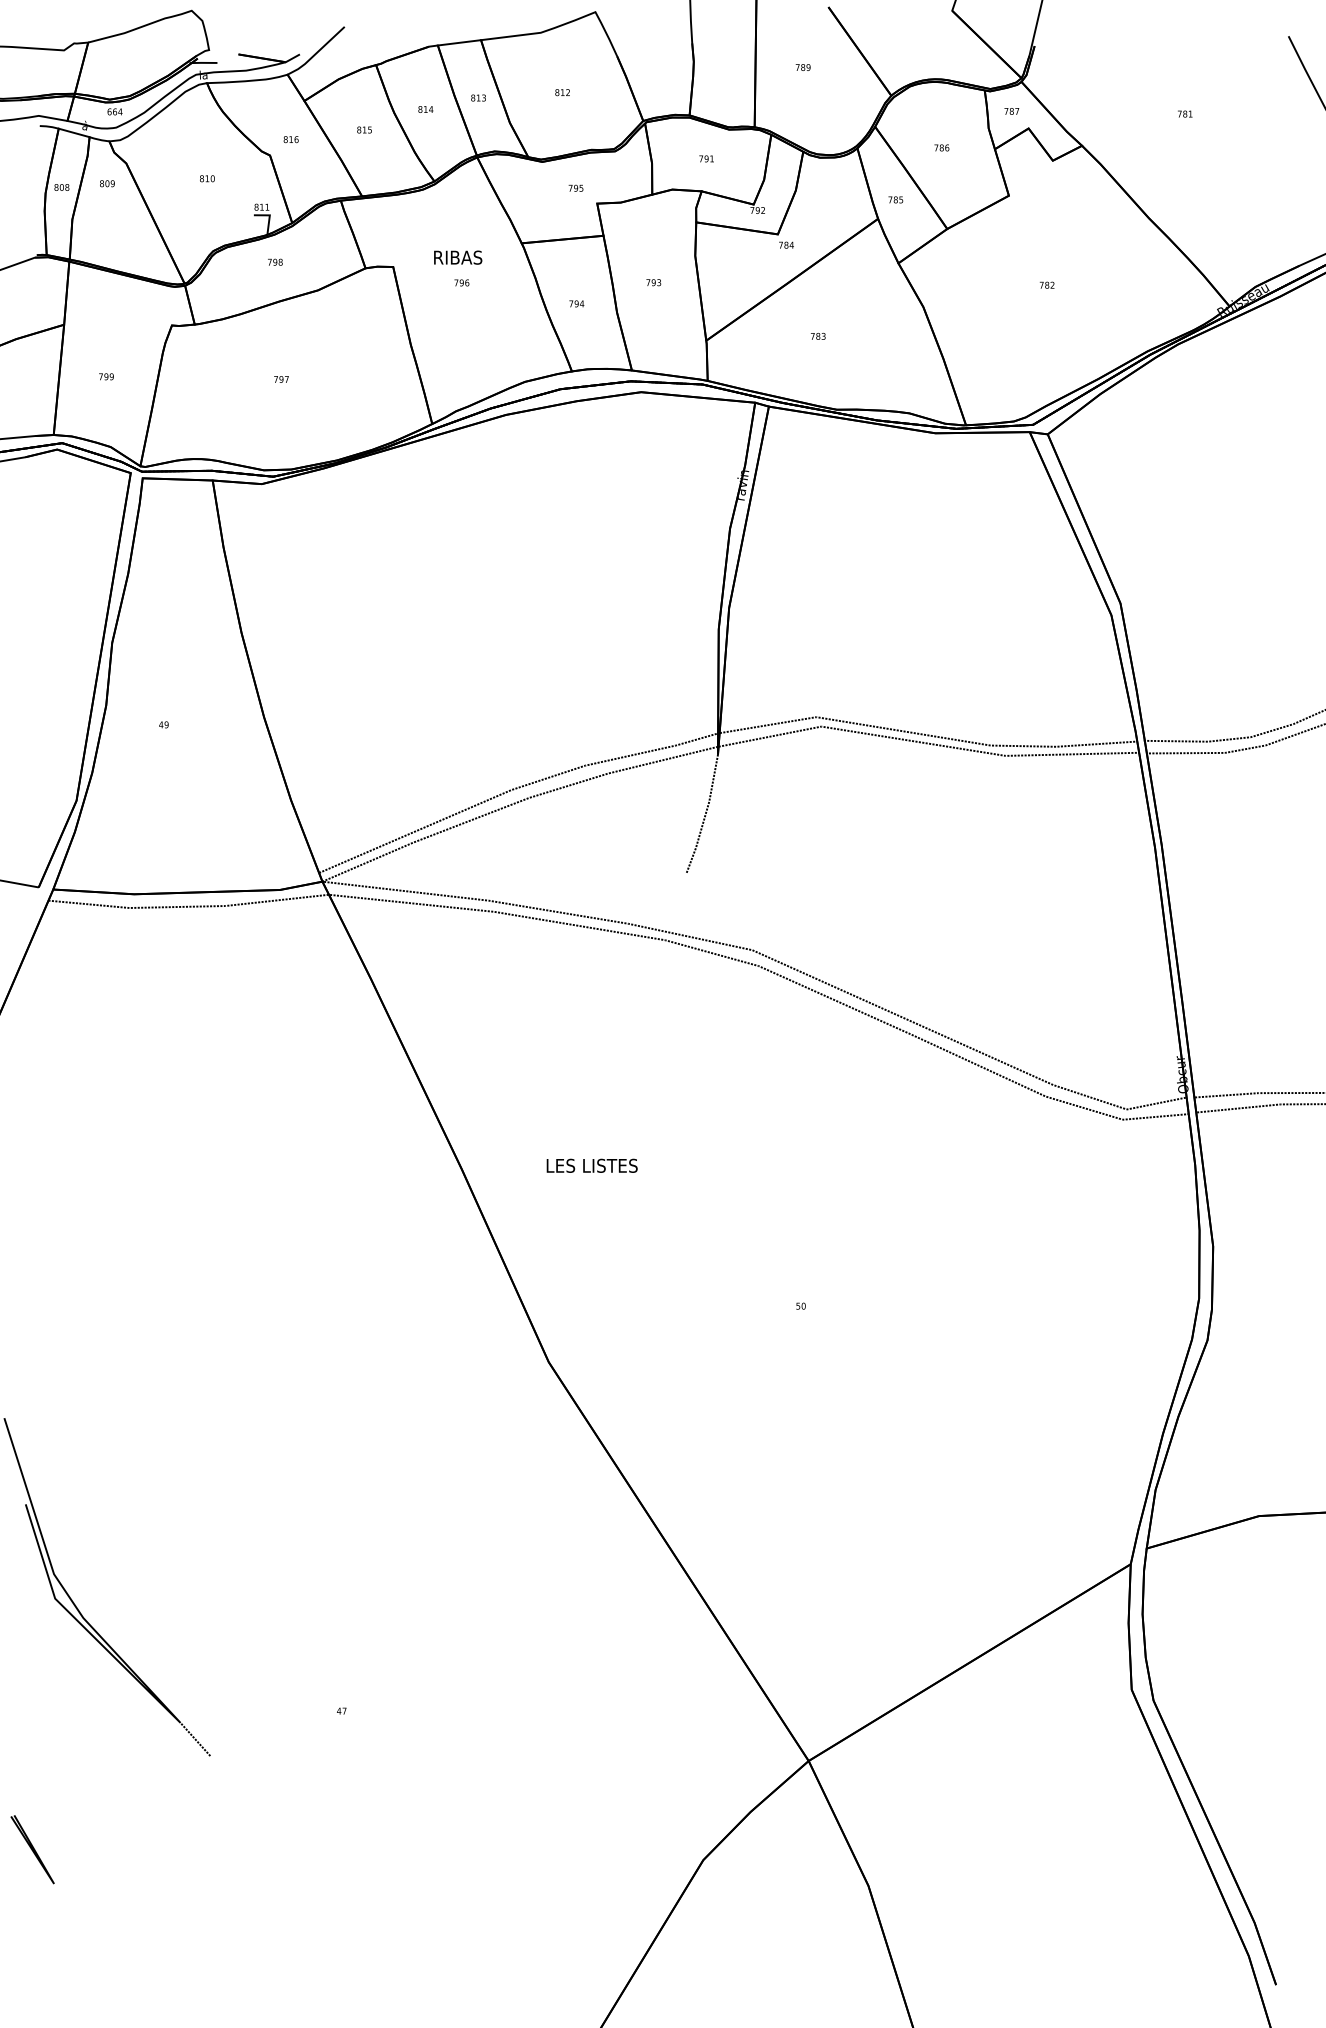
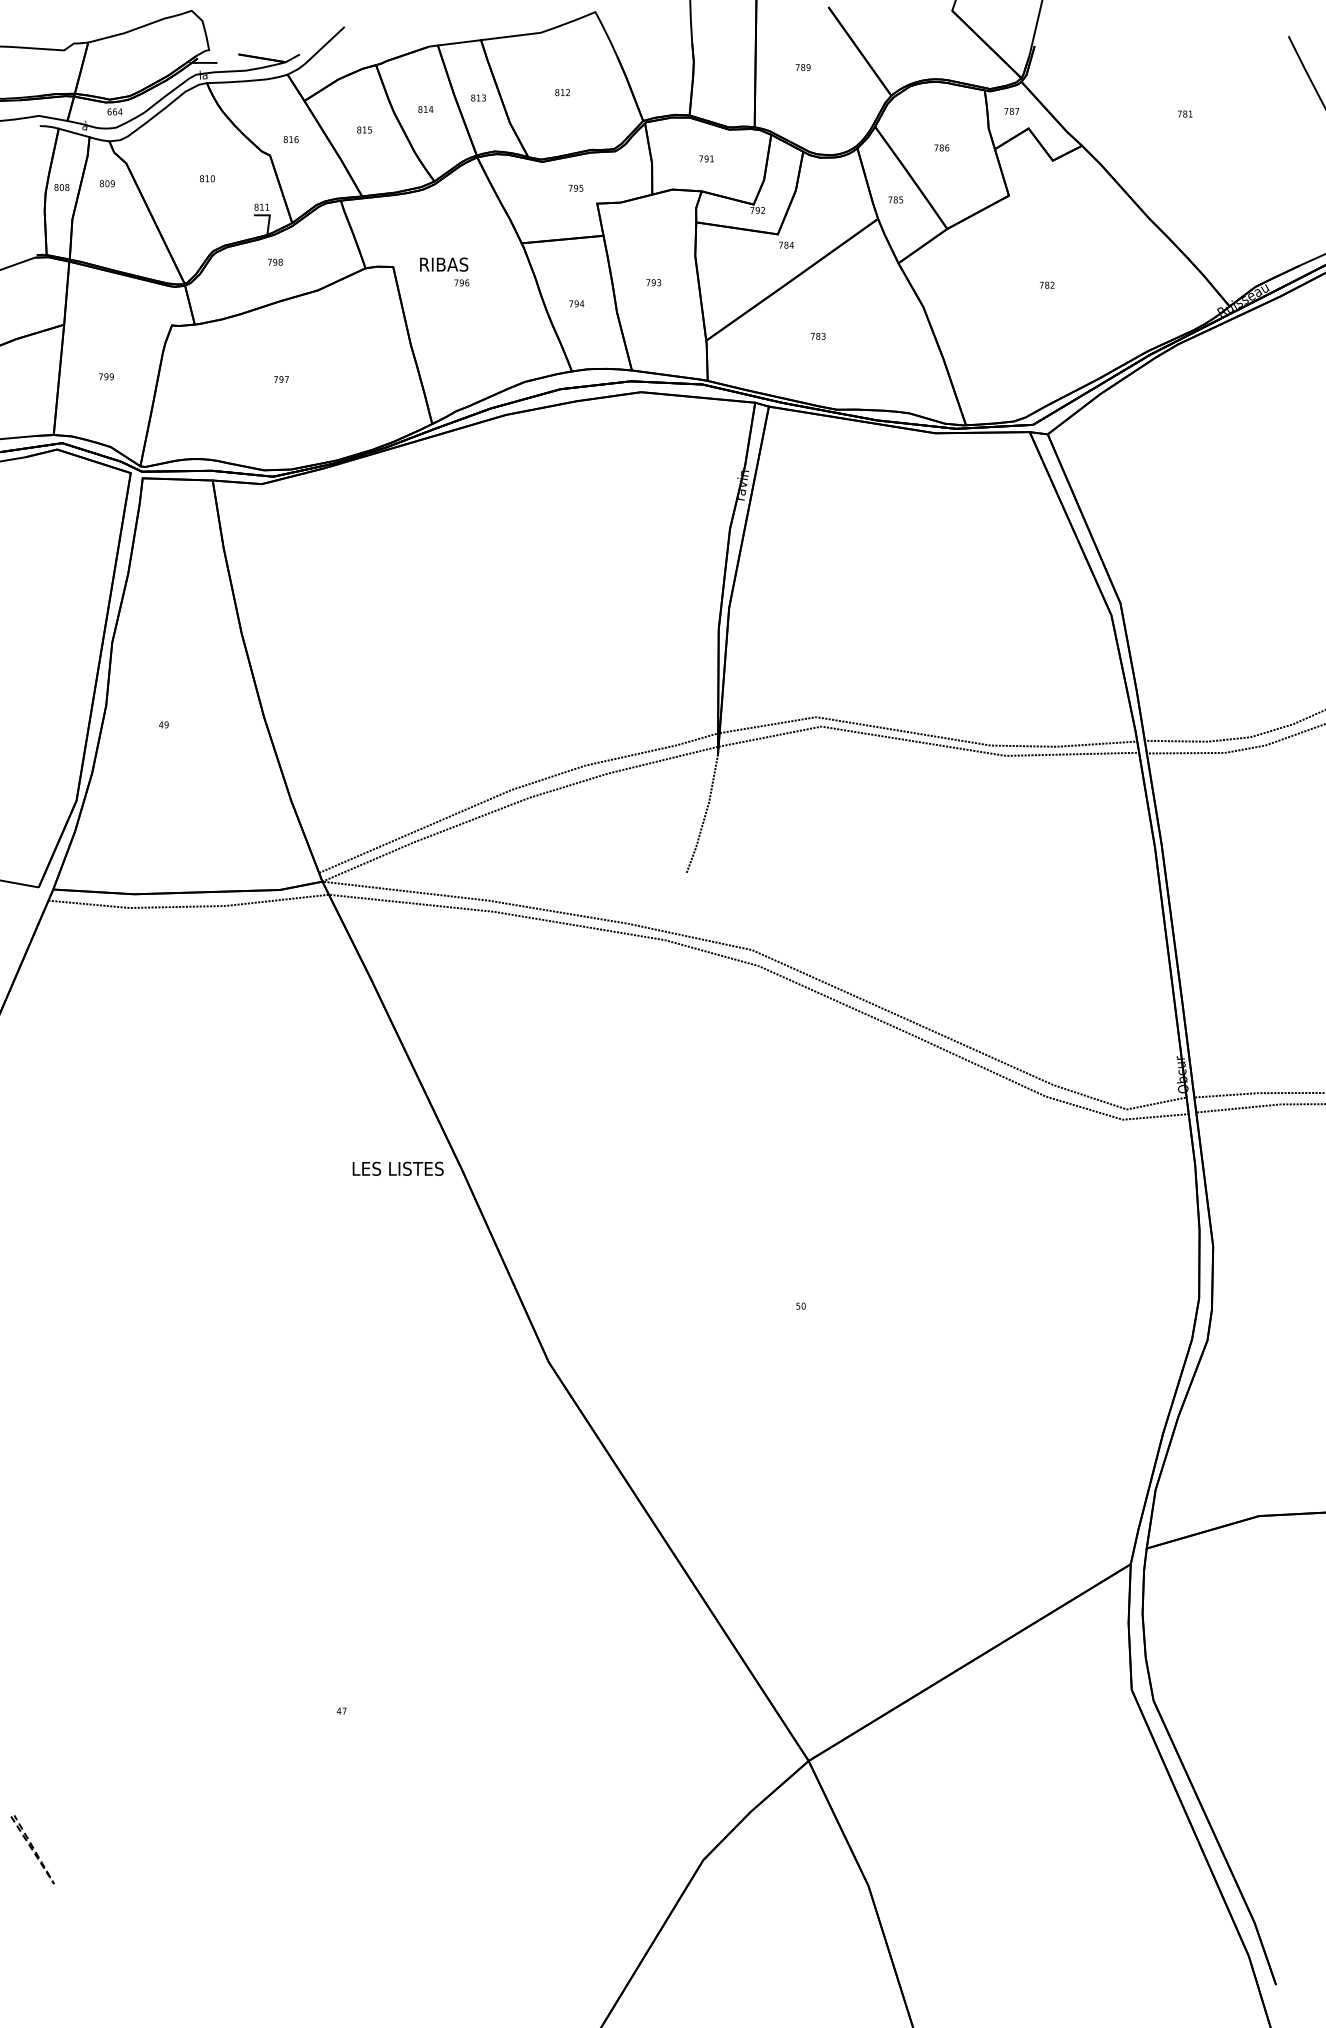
text position: (458, 257) -> (444, 264) (444, 264)
text position: (591, 1165) -> (397, 1168) (397, 1168)
part: present -> none (76, 1605)
line: solid -> dashed (54, 1883)
